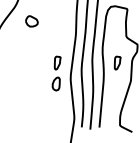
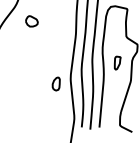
part: present -> none (57, 62)
